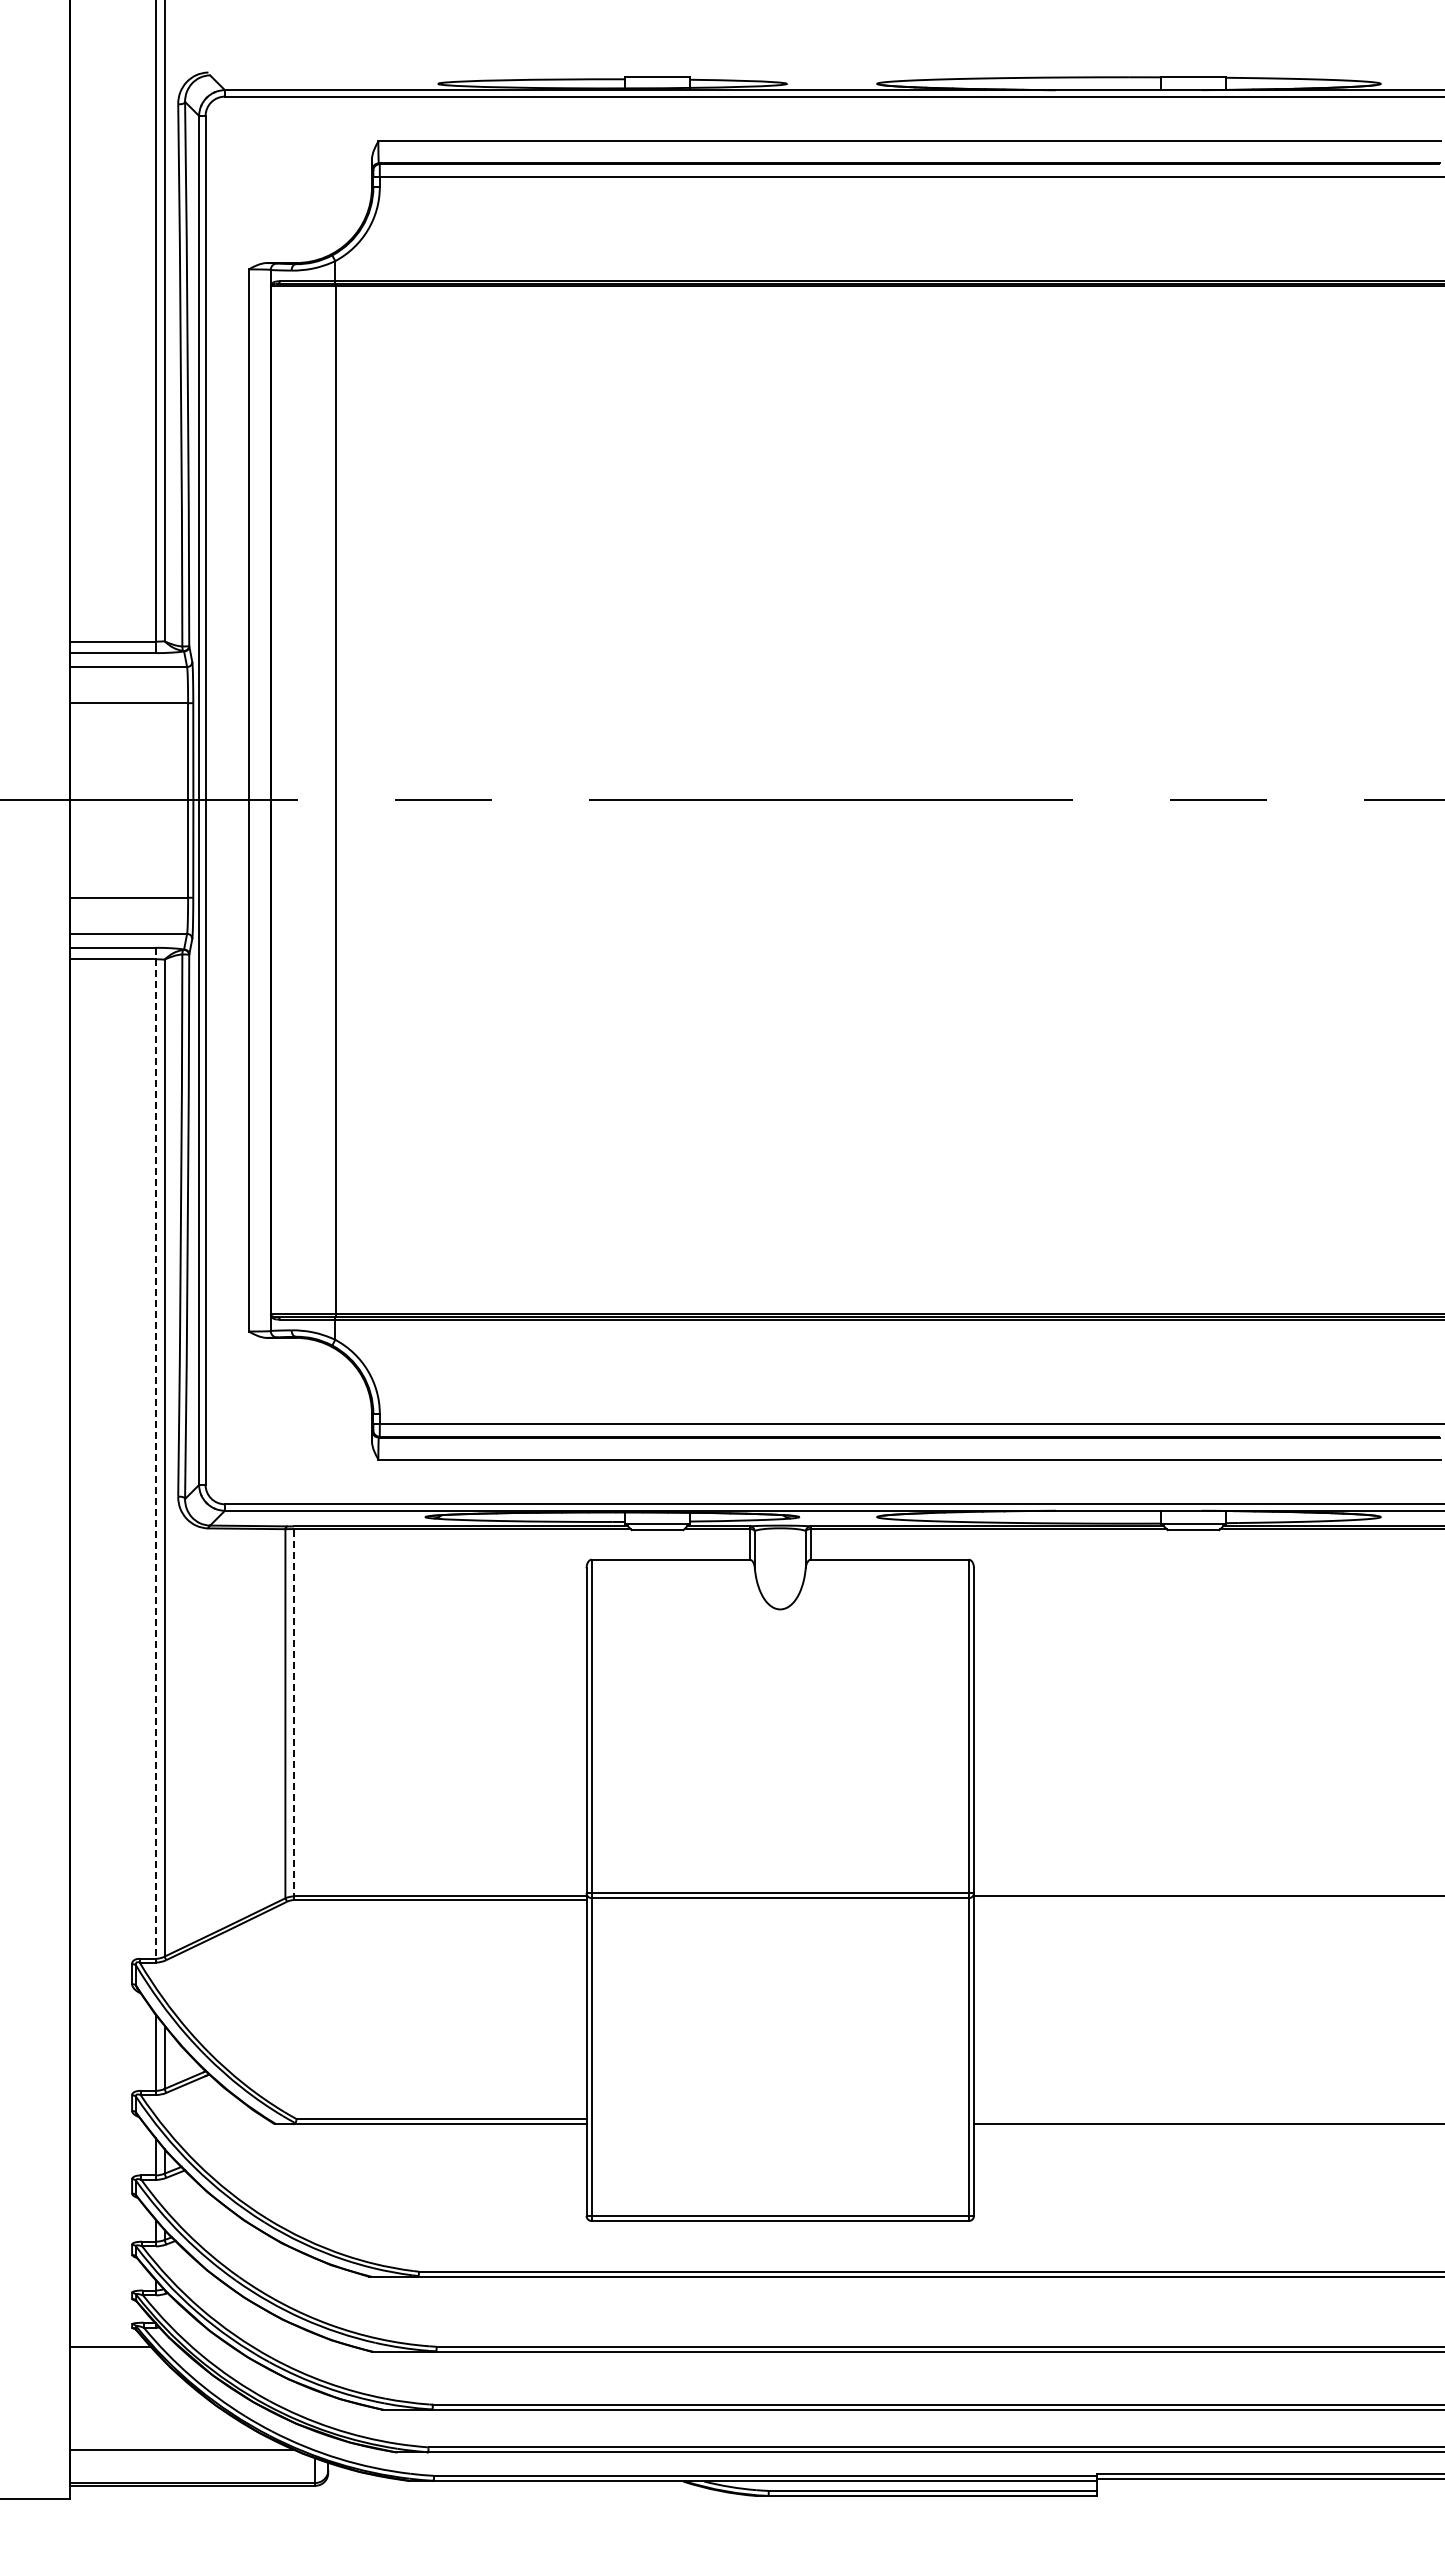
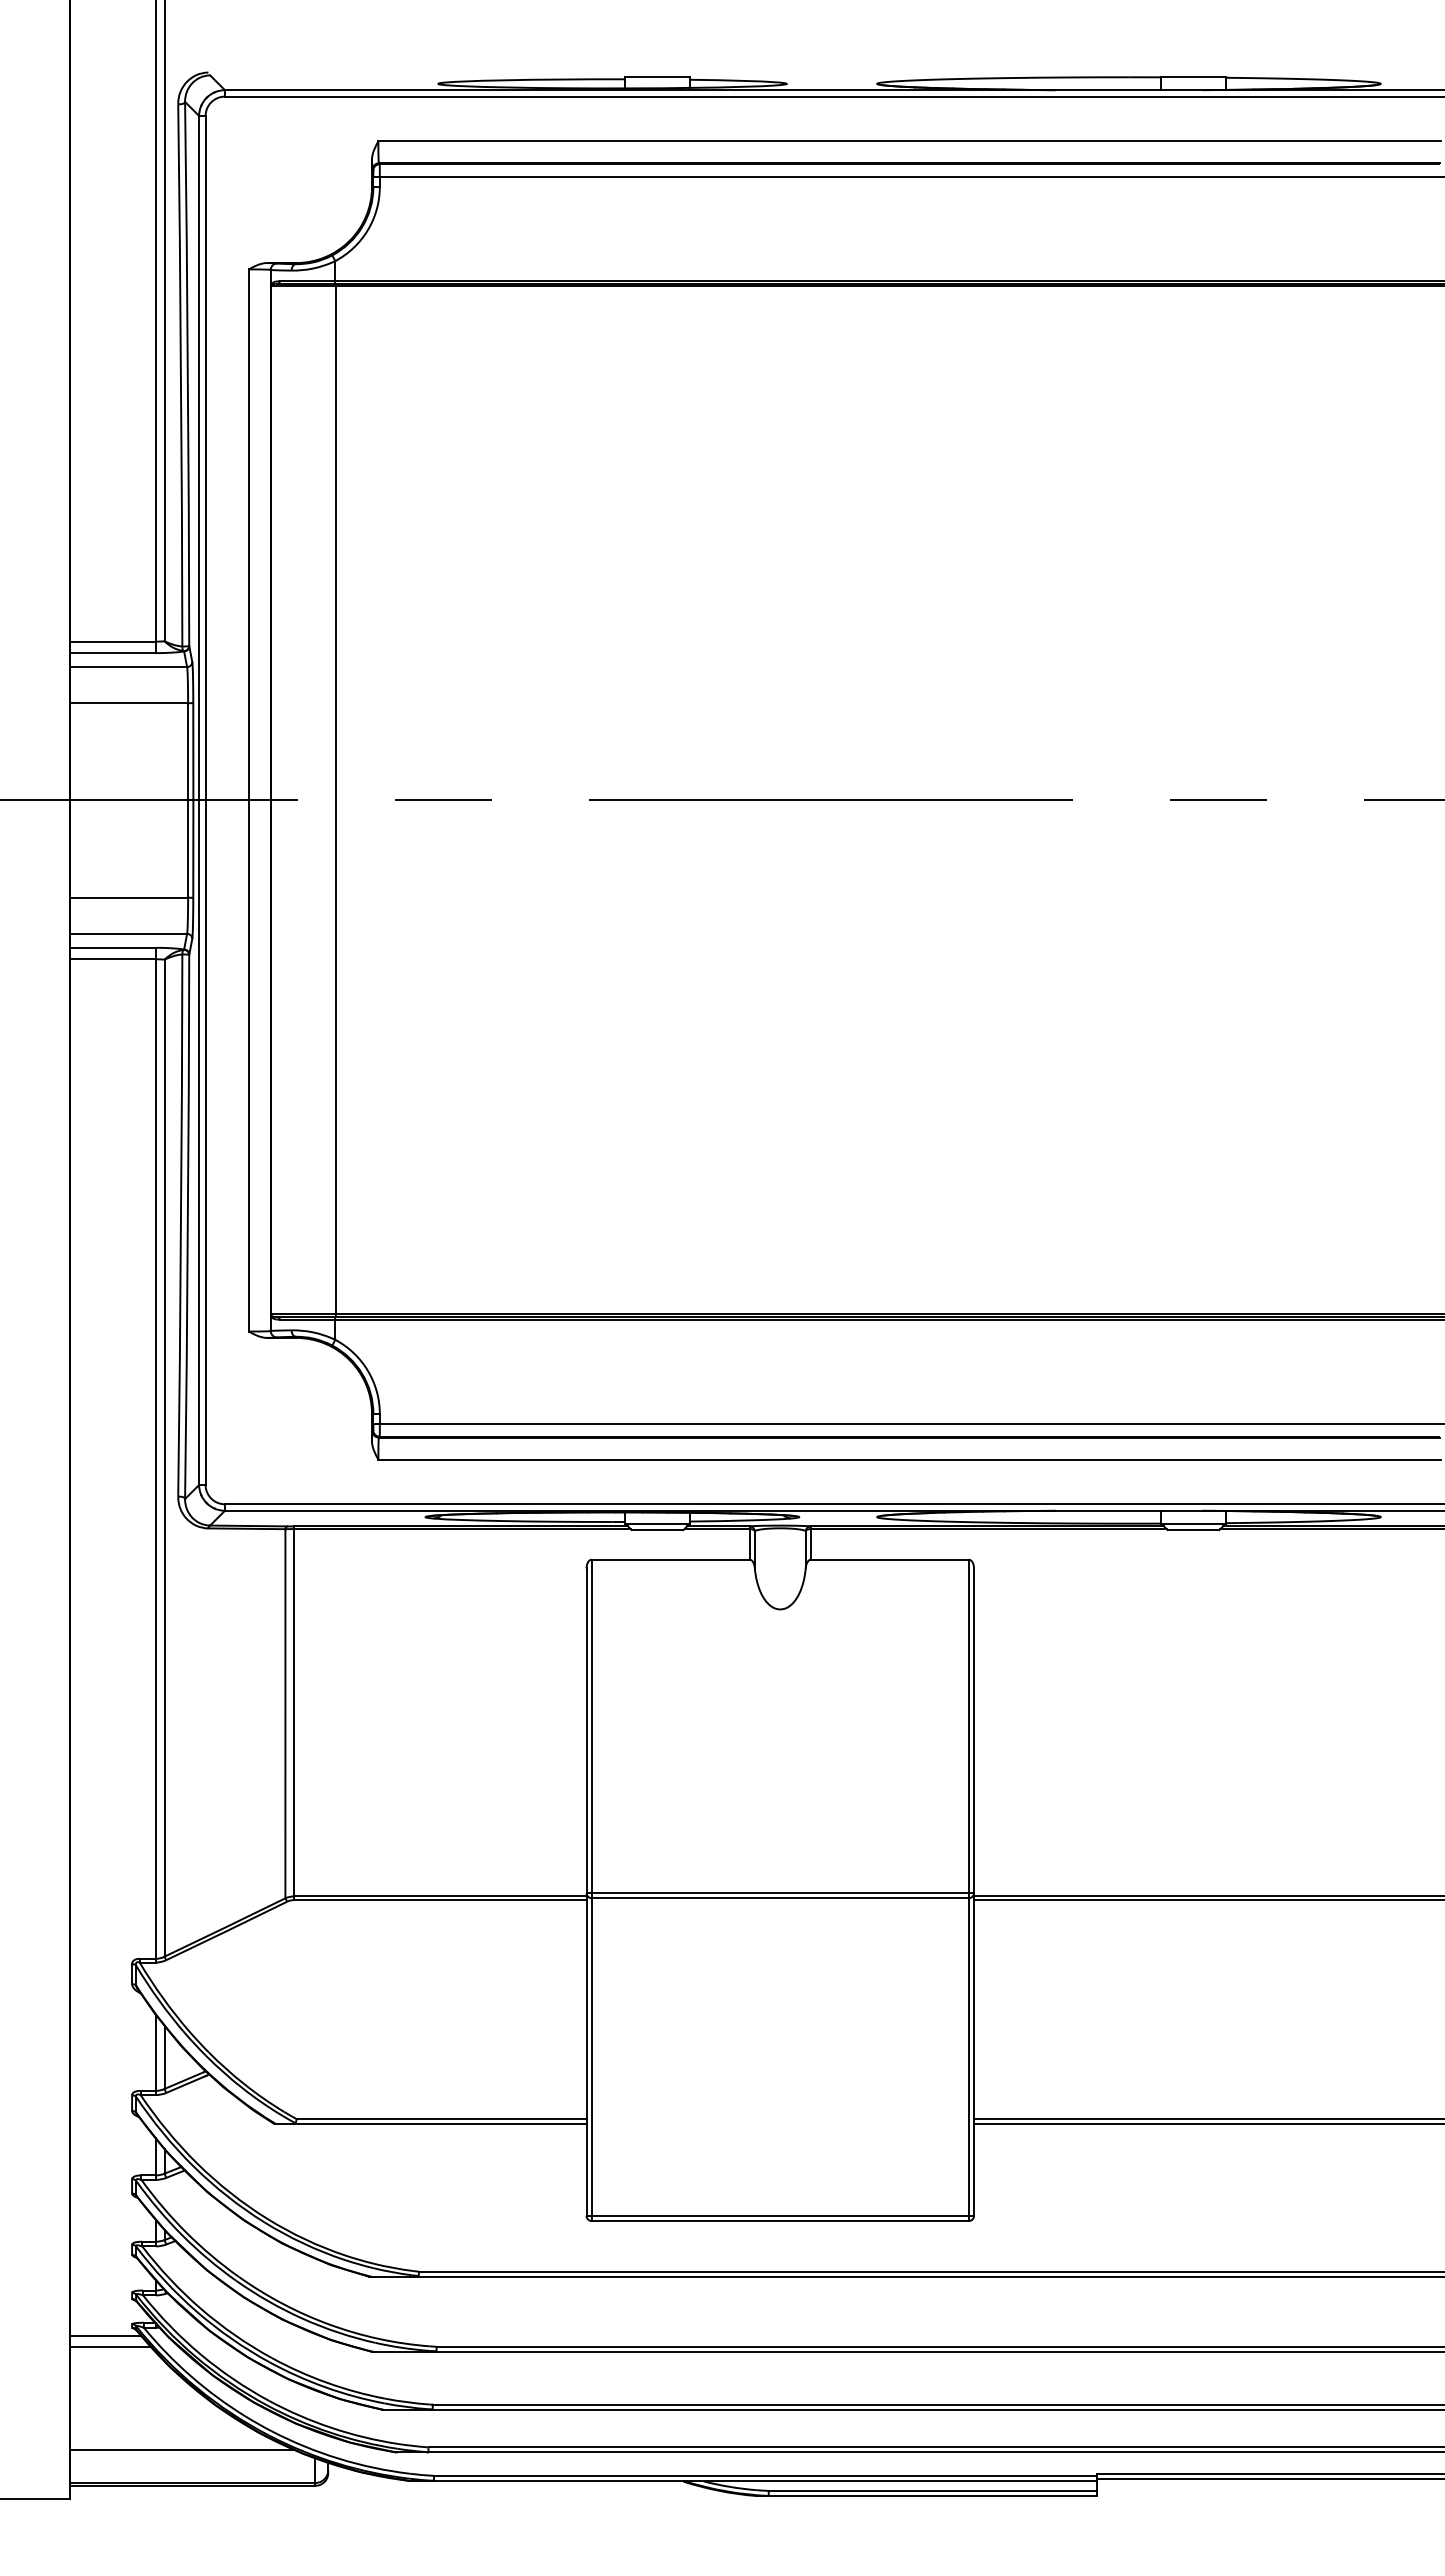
line: dashed -> solid (156, 1455)
line: dashed -> solid (293, 1713)
line: none -> present (1207, 1900)
line: none -> present (1207, 2119)
line: none -> present (105, 2335)
